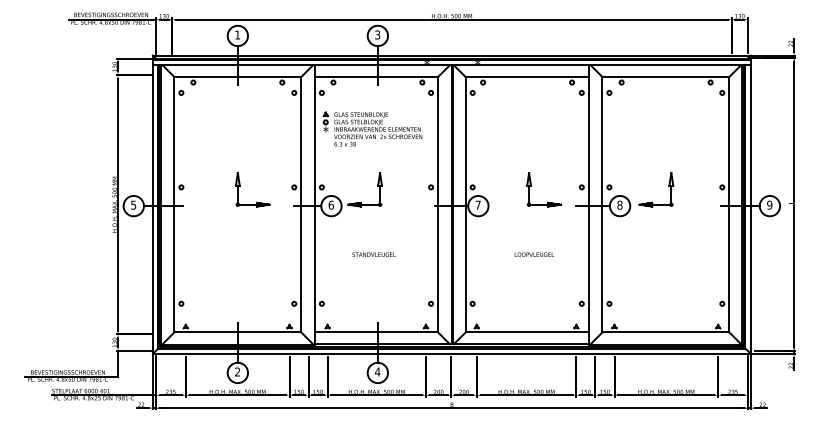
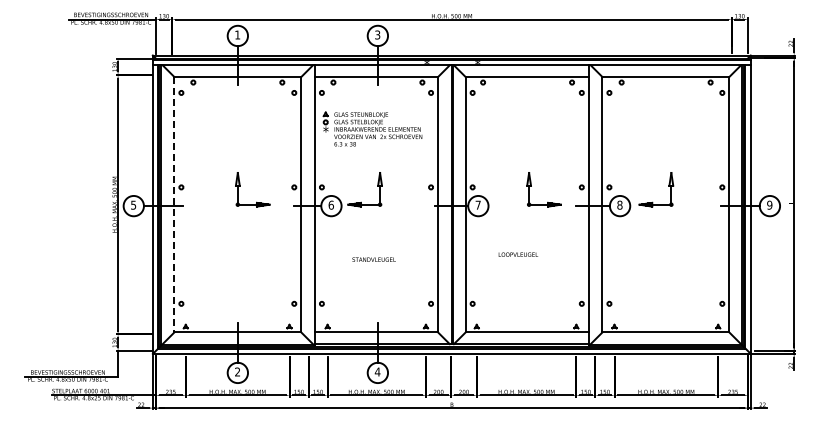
line: solid -> dashed (174, 204)
text position: (373, 254) -> (373, 259) (373, 259)
text position: (534, 254) -> (518, 254) (518, 254)
